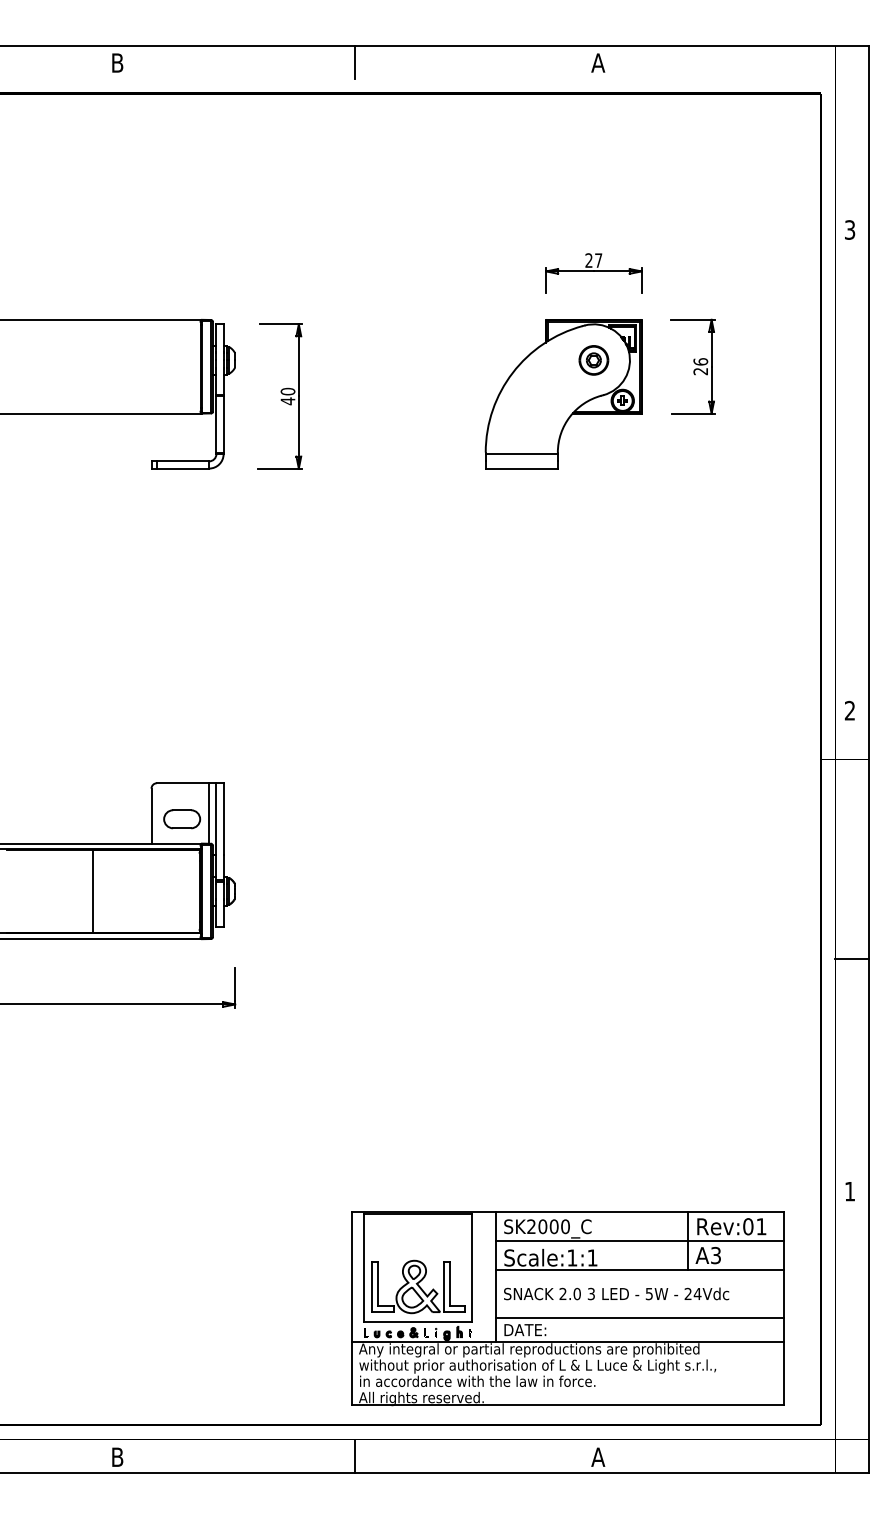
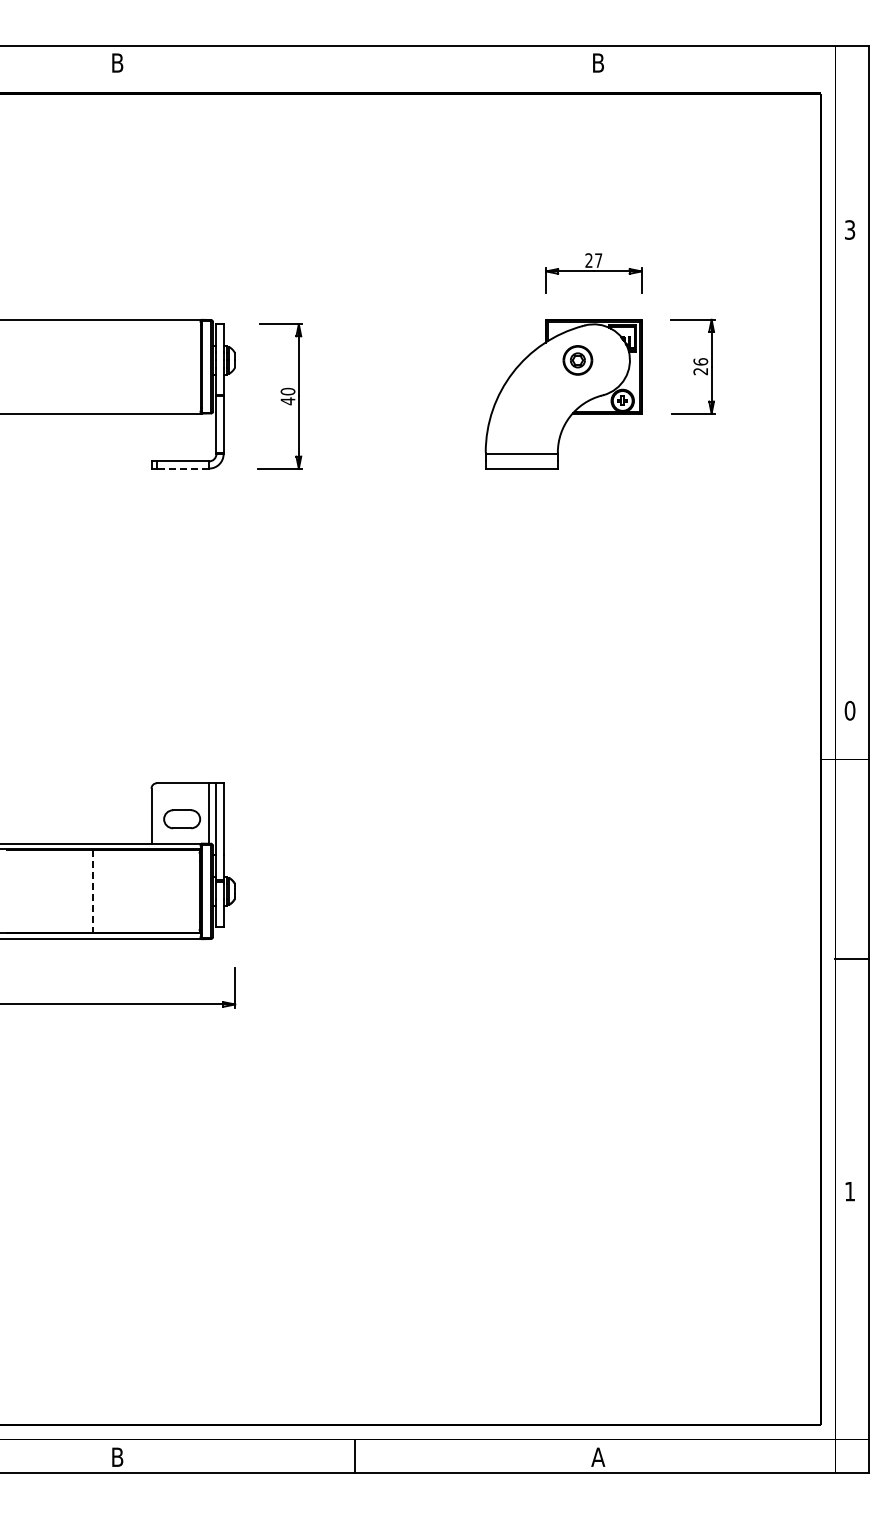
line: present -> none (354, 62)
text: A -> B (598, 62)
part position: (593, 360) -> (577, 360) (577, 360)
line: solid -> dashed (182, 468)
text: 2 -> 0 (849, 710)
line: solid -> dashed (93, 891)
part: present -> none (567, 1308)
